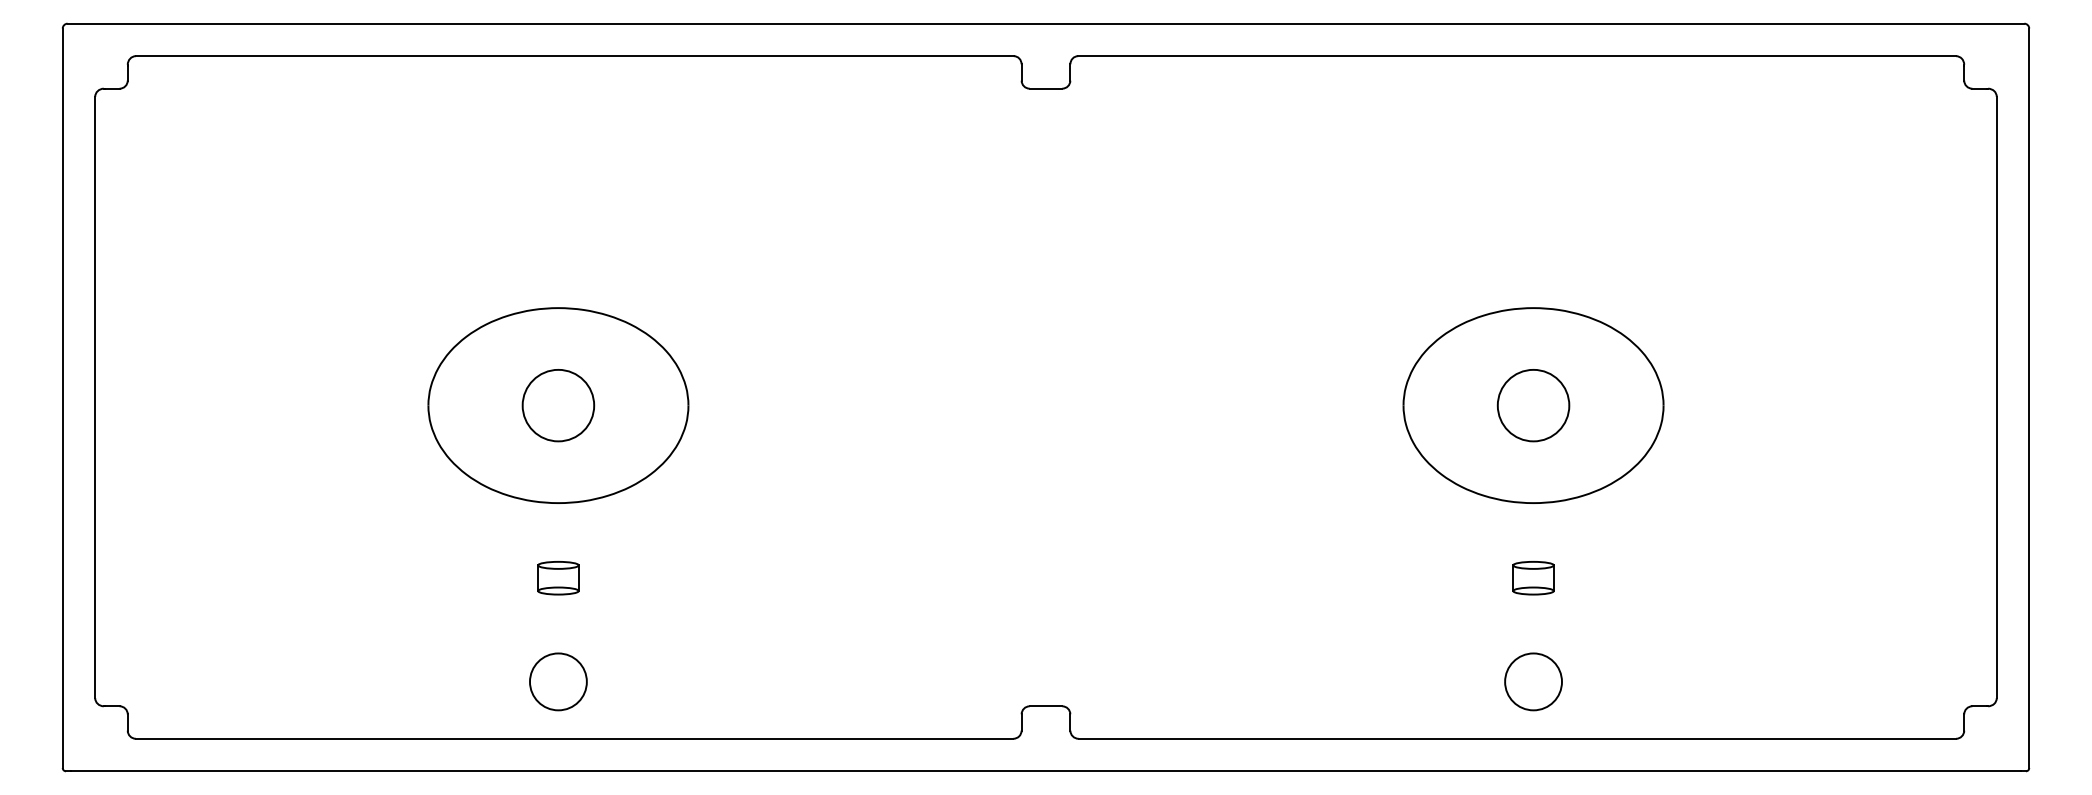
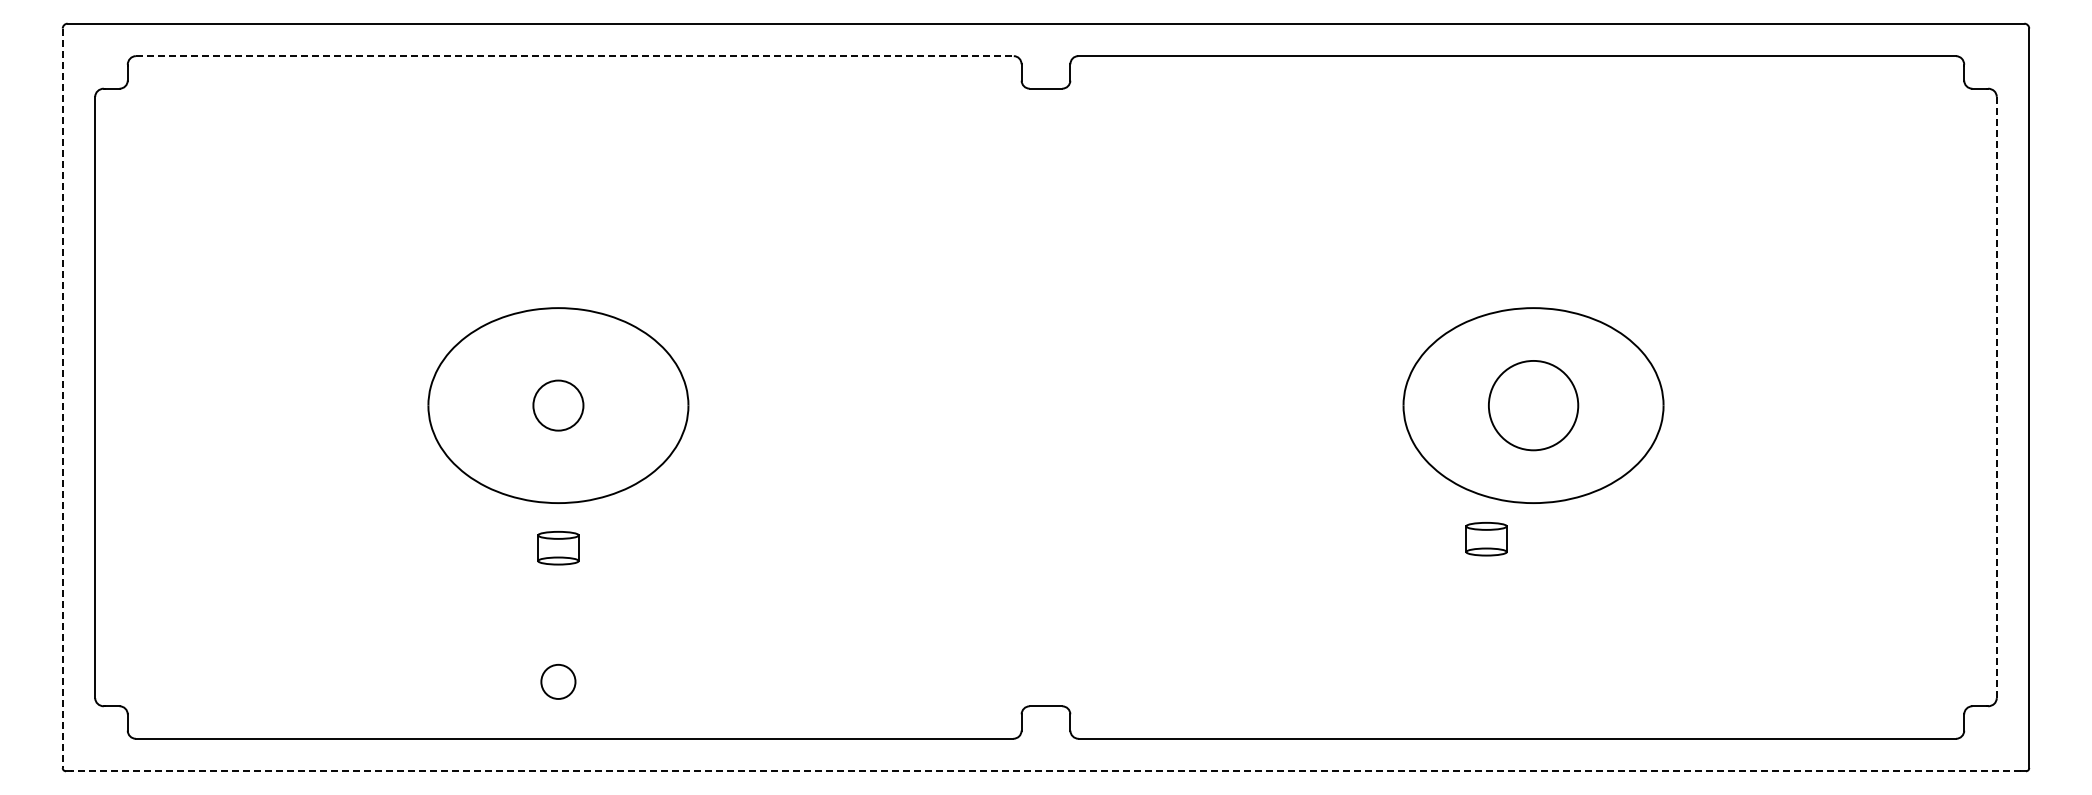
line: solid -> dashed (574, 56)
line: solid -> dashed (1996, 397)
line: solid -> dashed (62, 398)
circle diameter: 72 px -> 50 px (558, 405)
circle diameter: 72 px -> 89 px (1533, 405)
part position: (558, 578) -> (558, 548) (558, 548)
part position: (1533, 578) -> (1486, 539) (1486, 539)
circle diameter: 57 px -> 34 px (558, 681)
circle: present -> none (1533, 681)
line: solid -> dashed (1045, 771)
